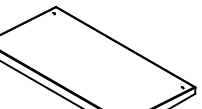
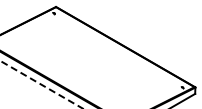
line: solid -> dashed (41, 84)
